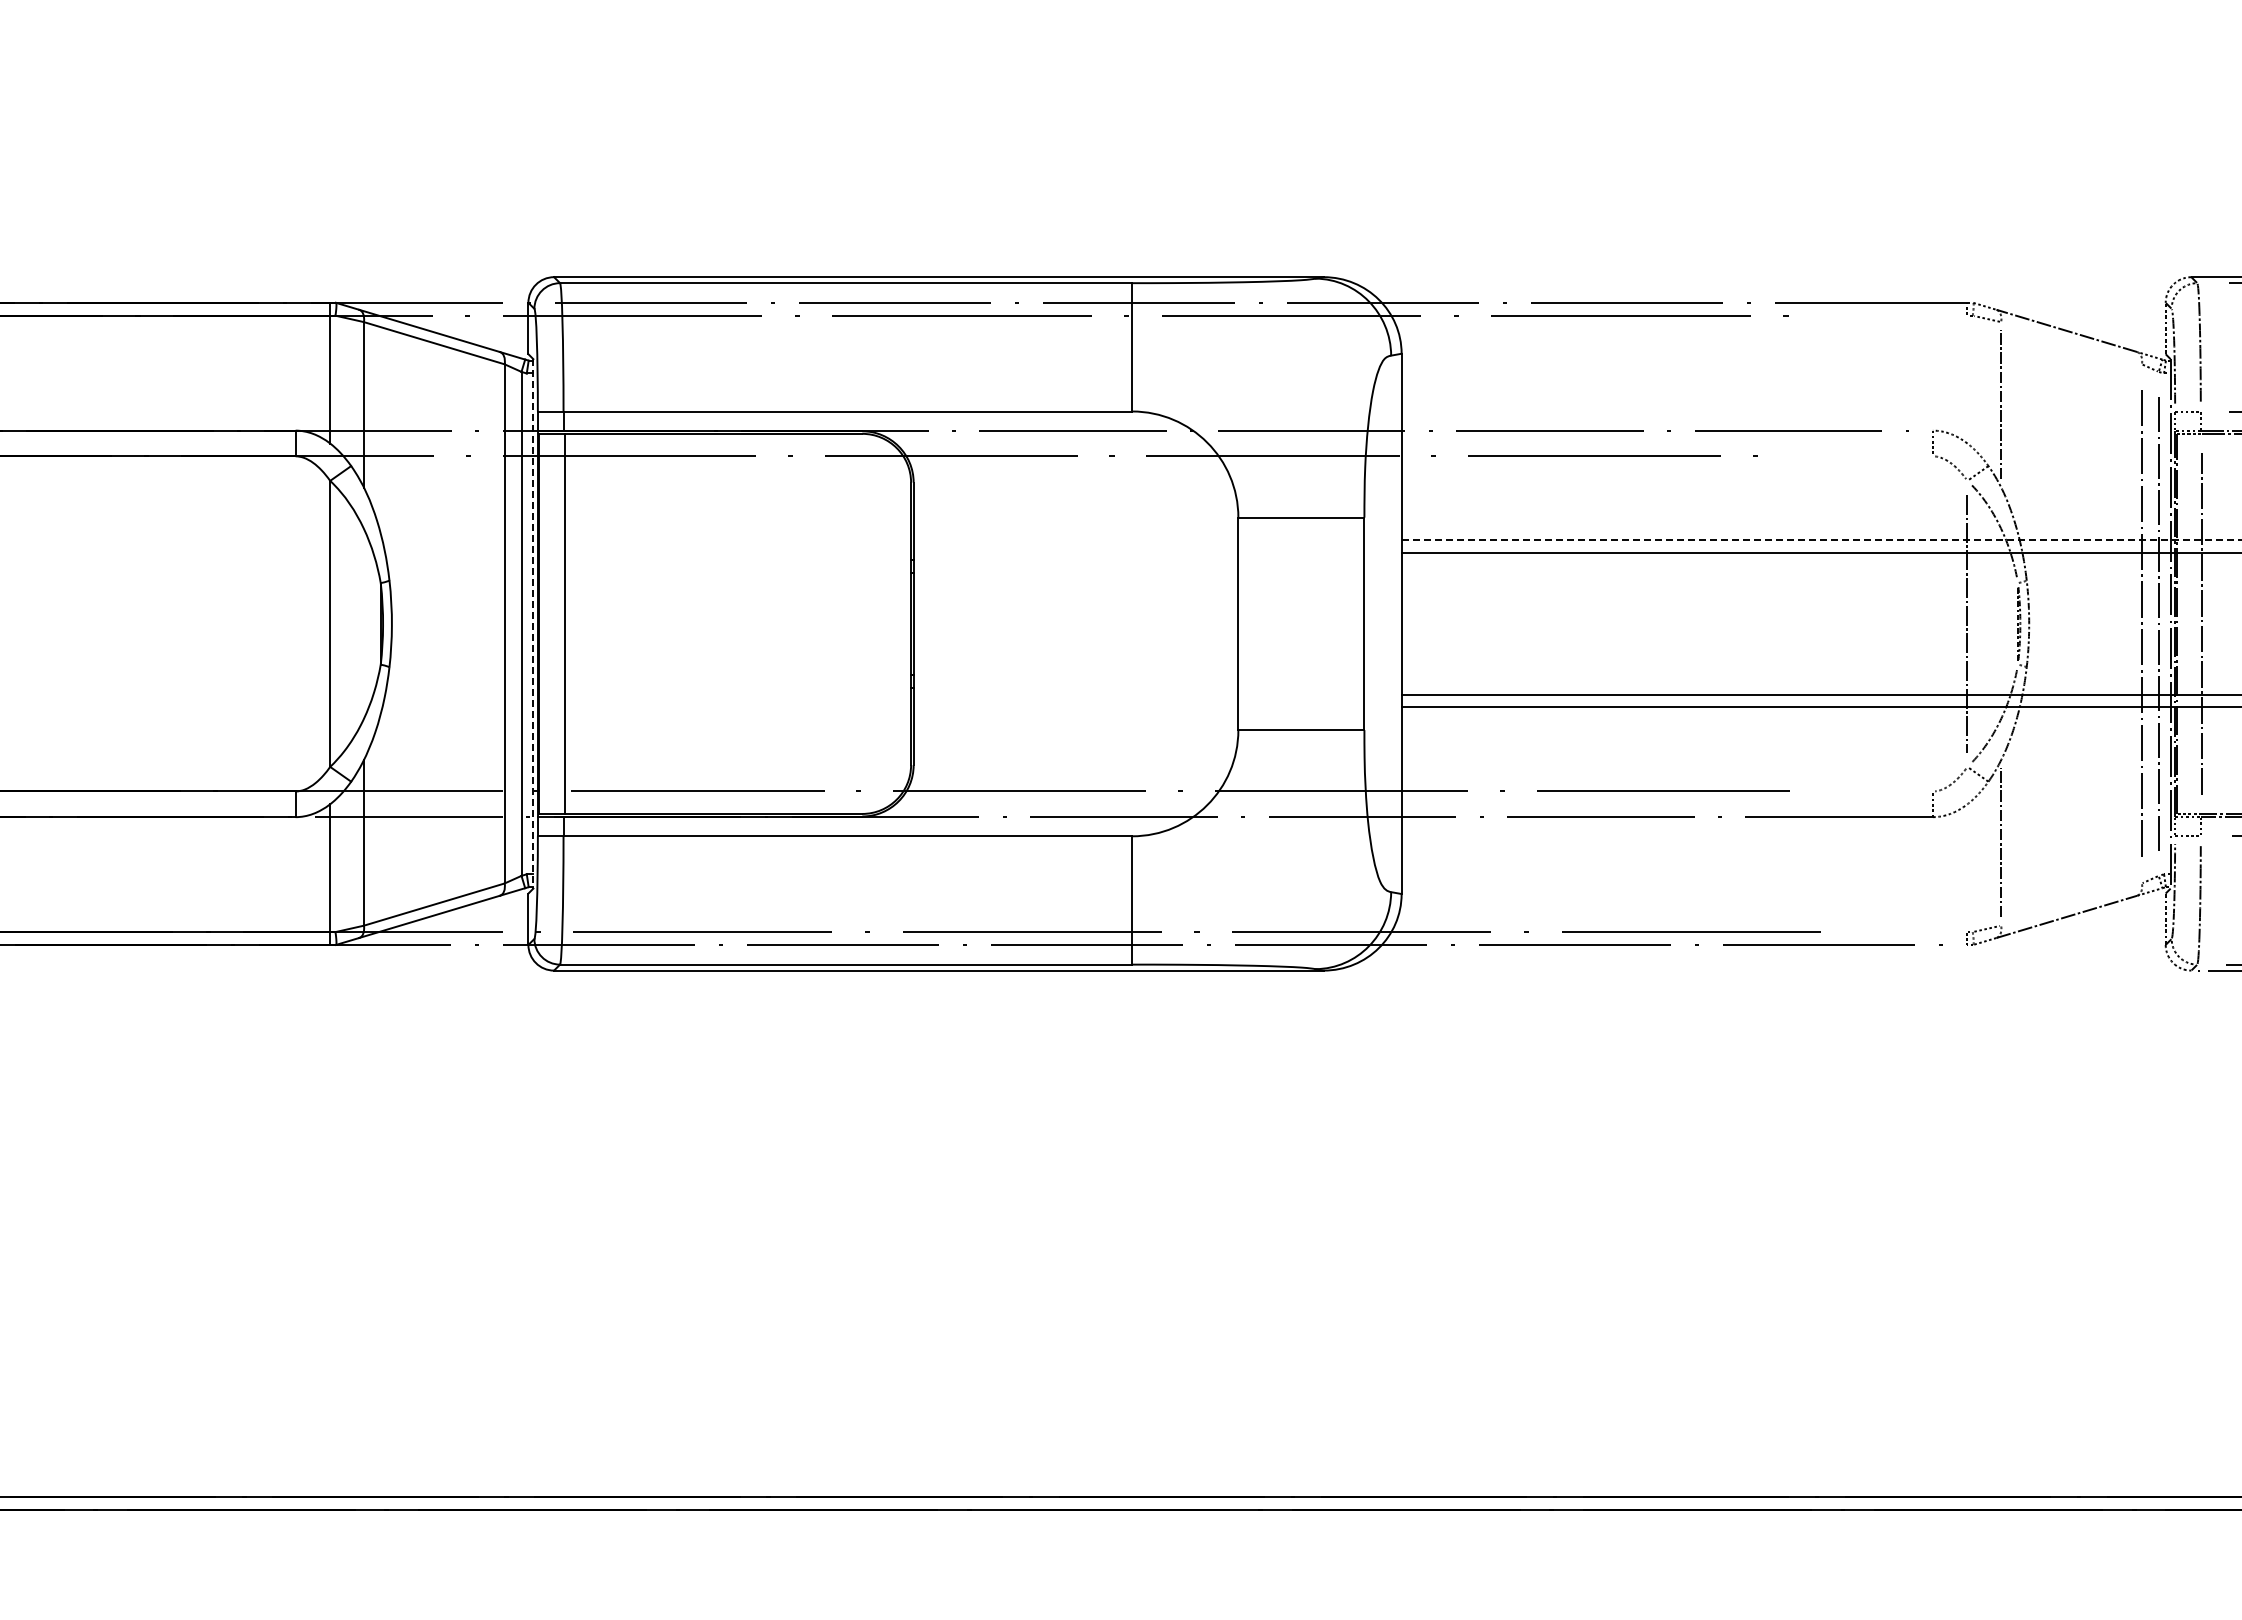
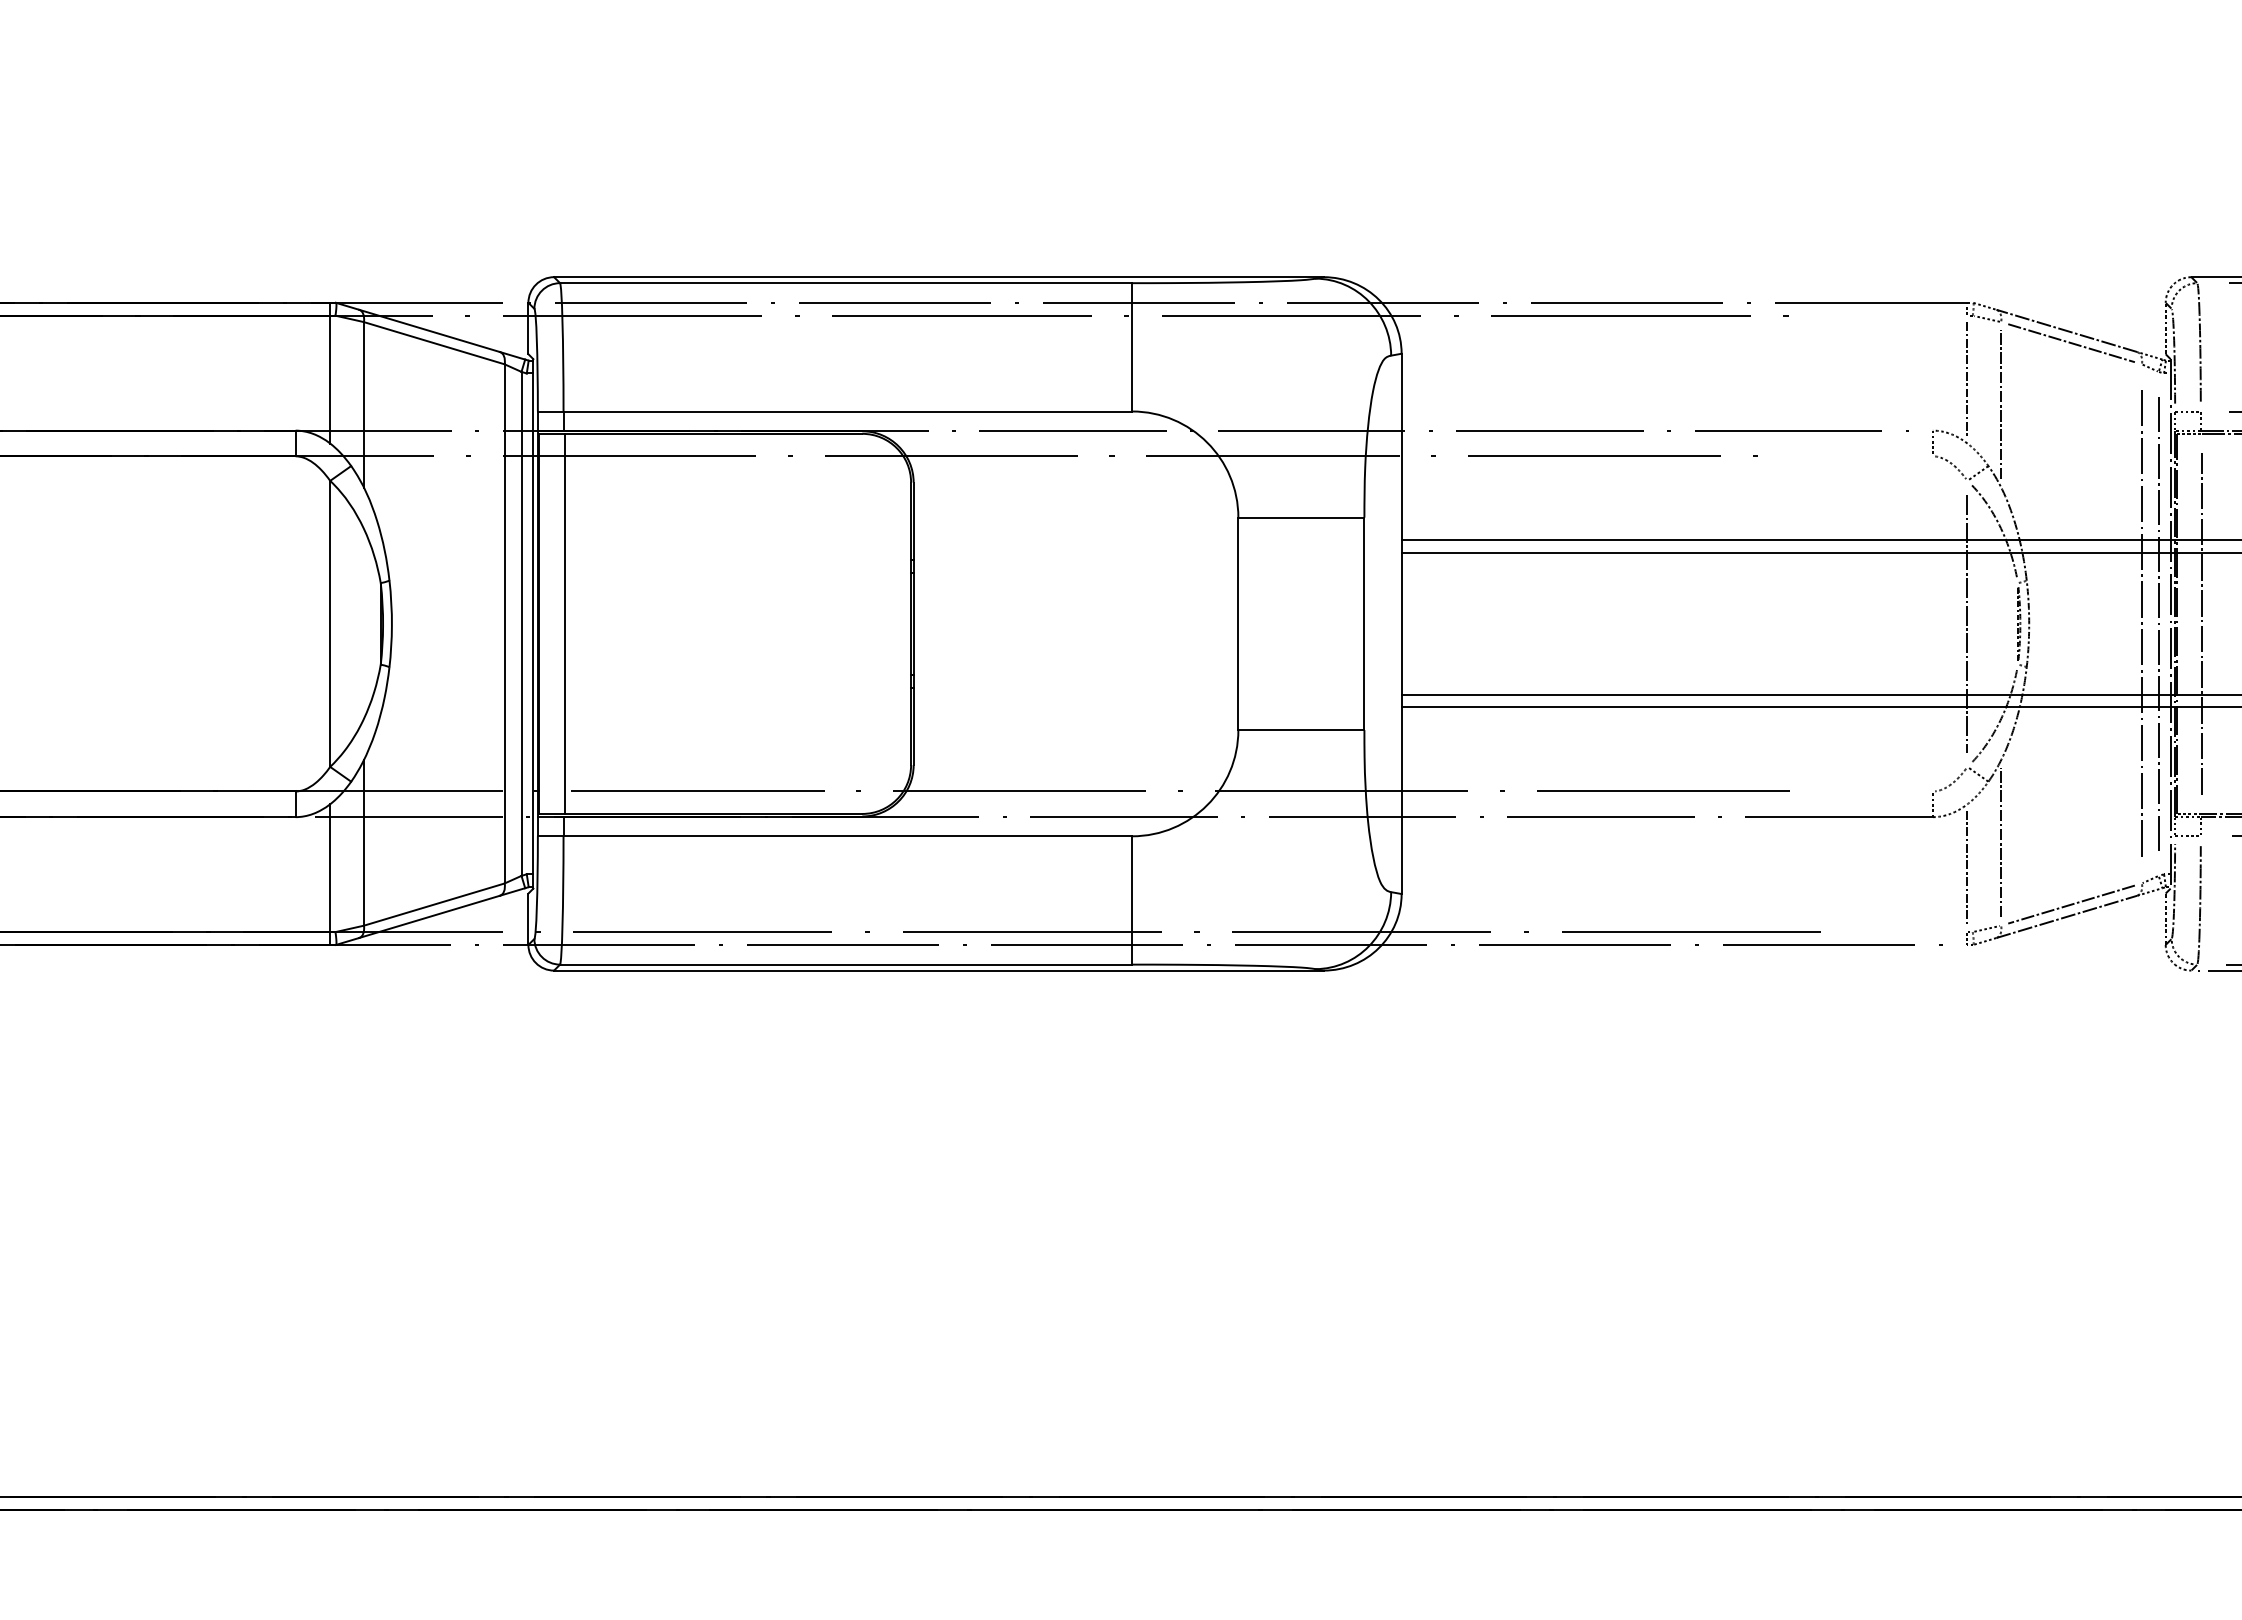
line: none -> present (2071, 343)
line: none -> present (1967, 379)
line: dashed -> solid (1821, 540)
line: dashed -> solid (533, 623)
line: none -> present (1967, 867)
line: none -> present (2071, 904)
